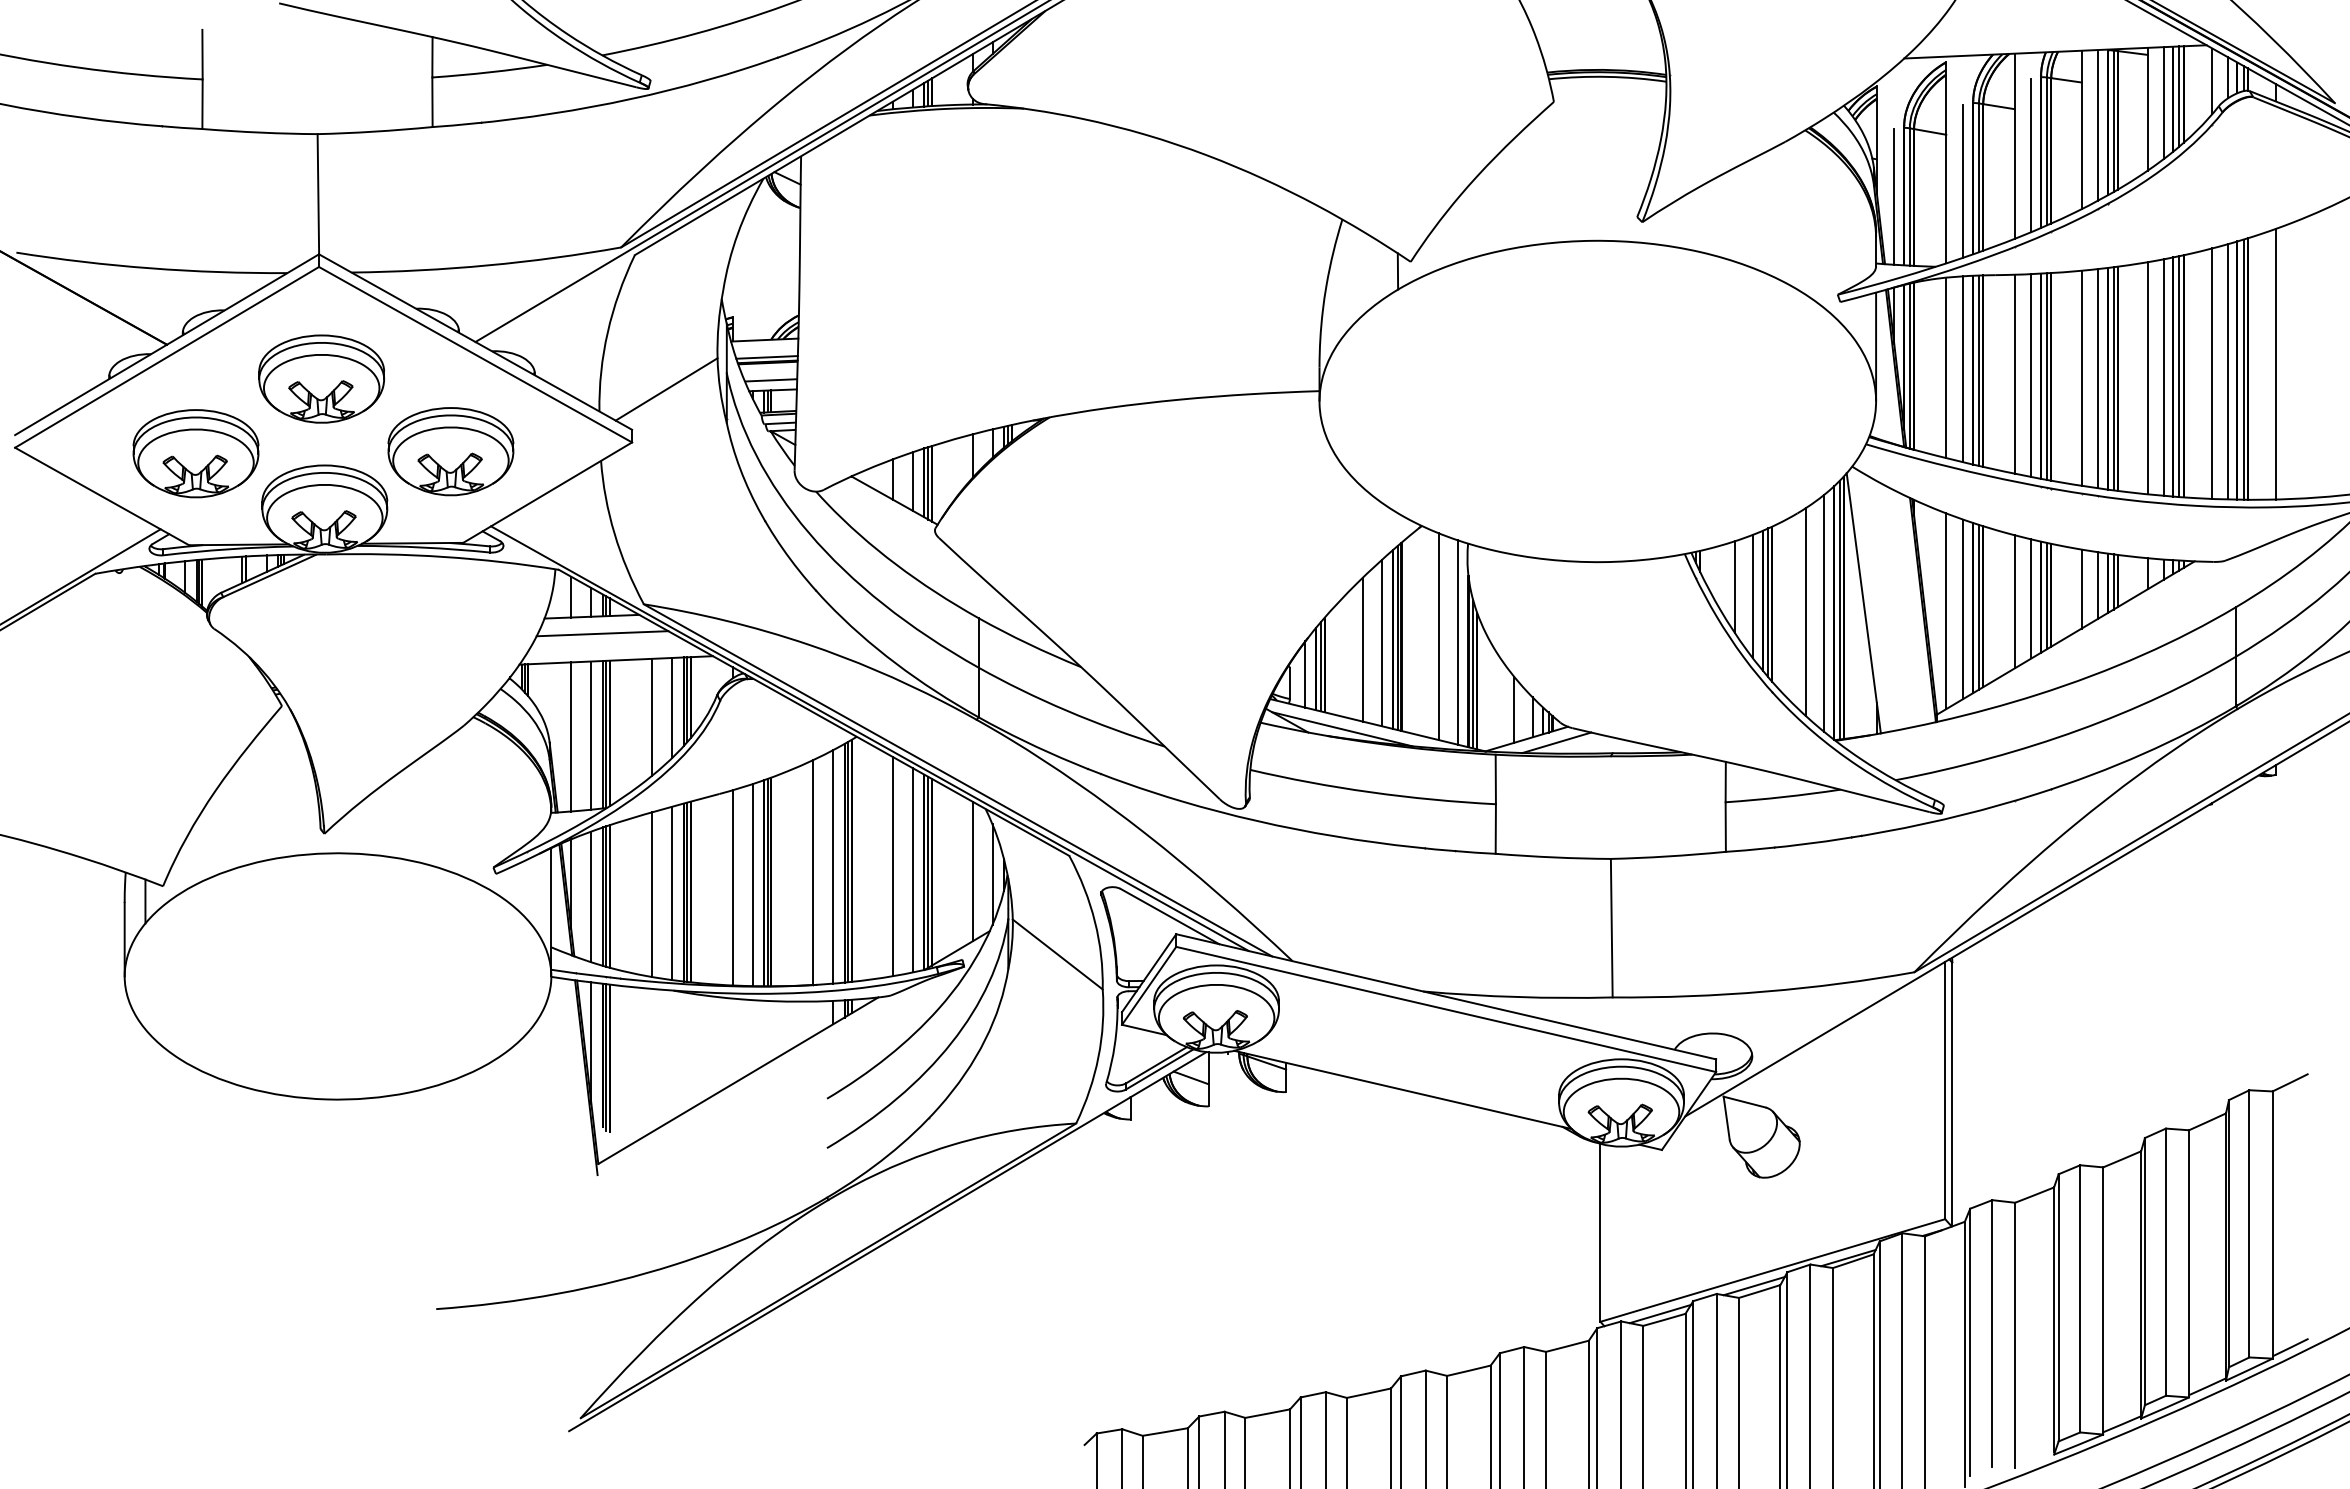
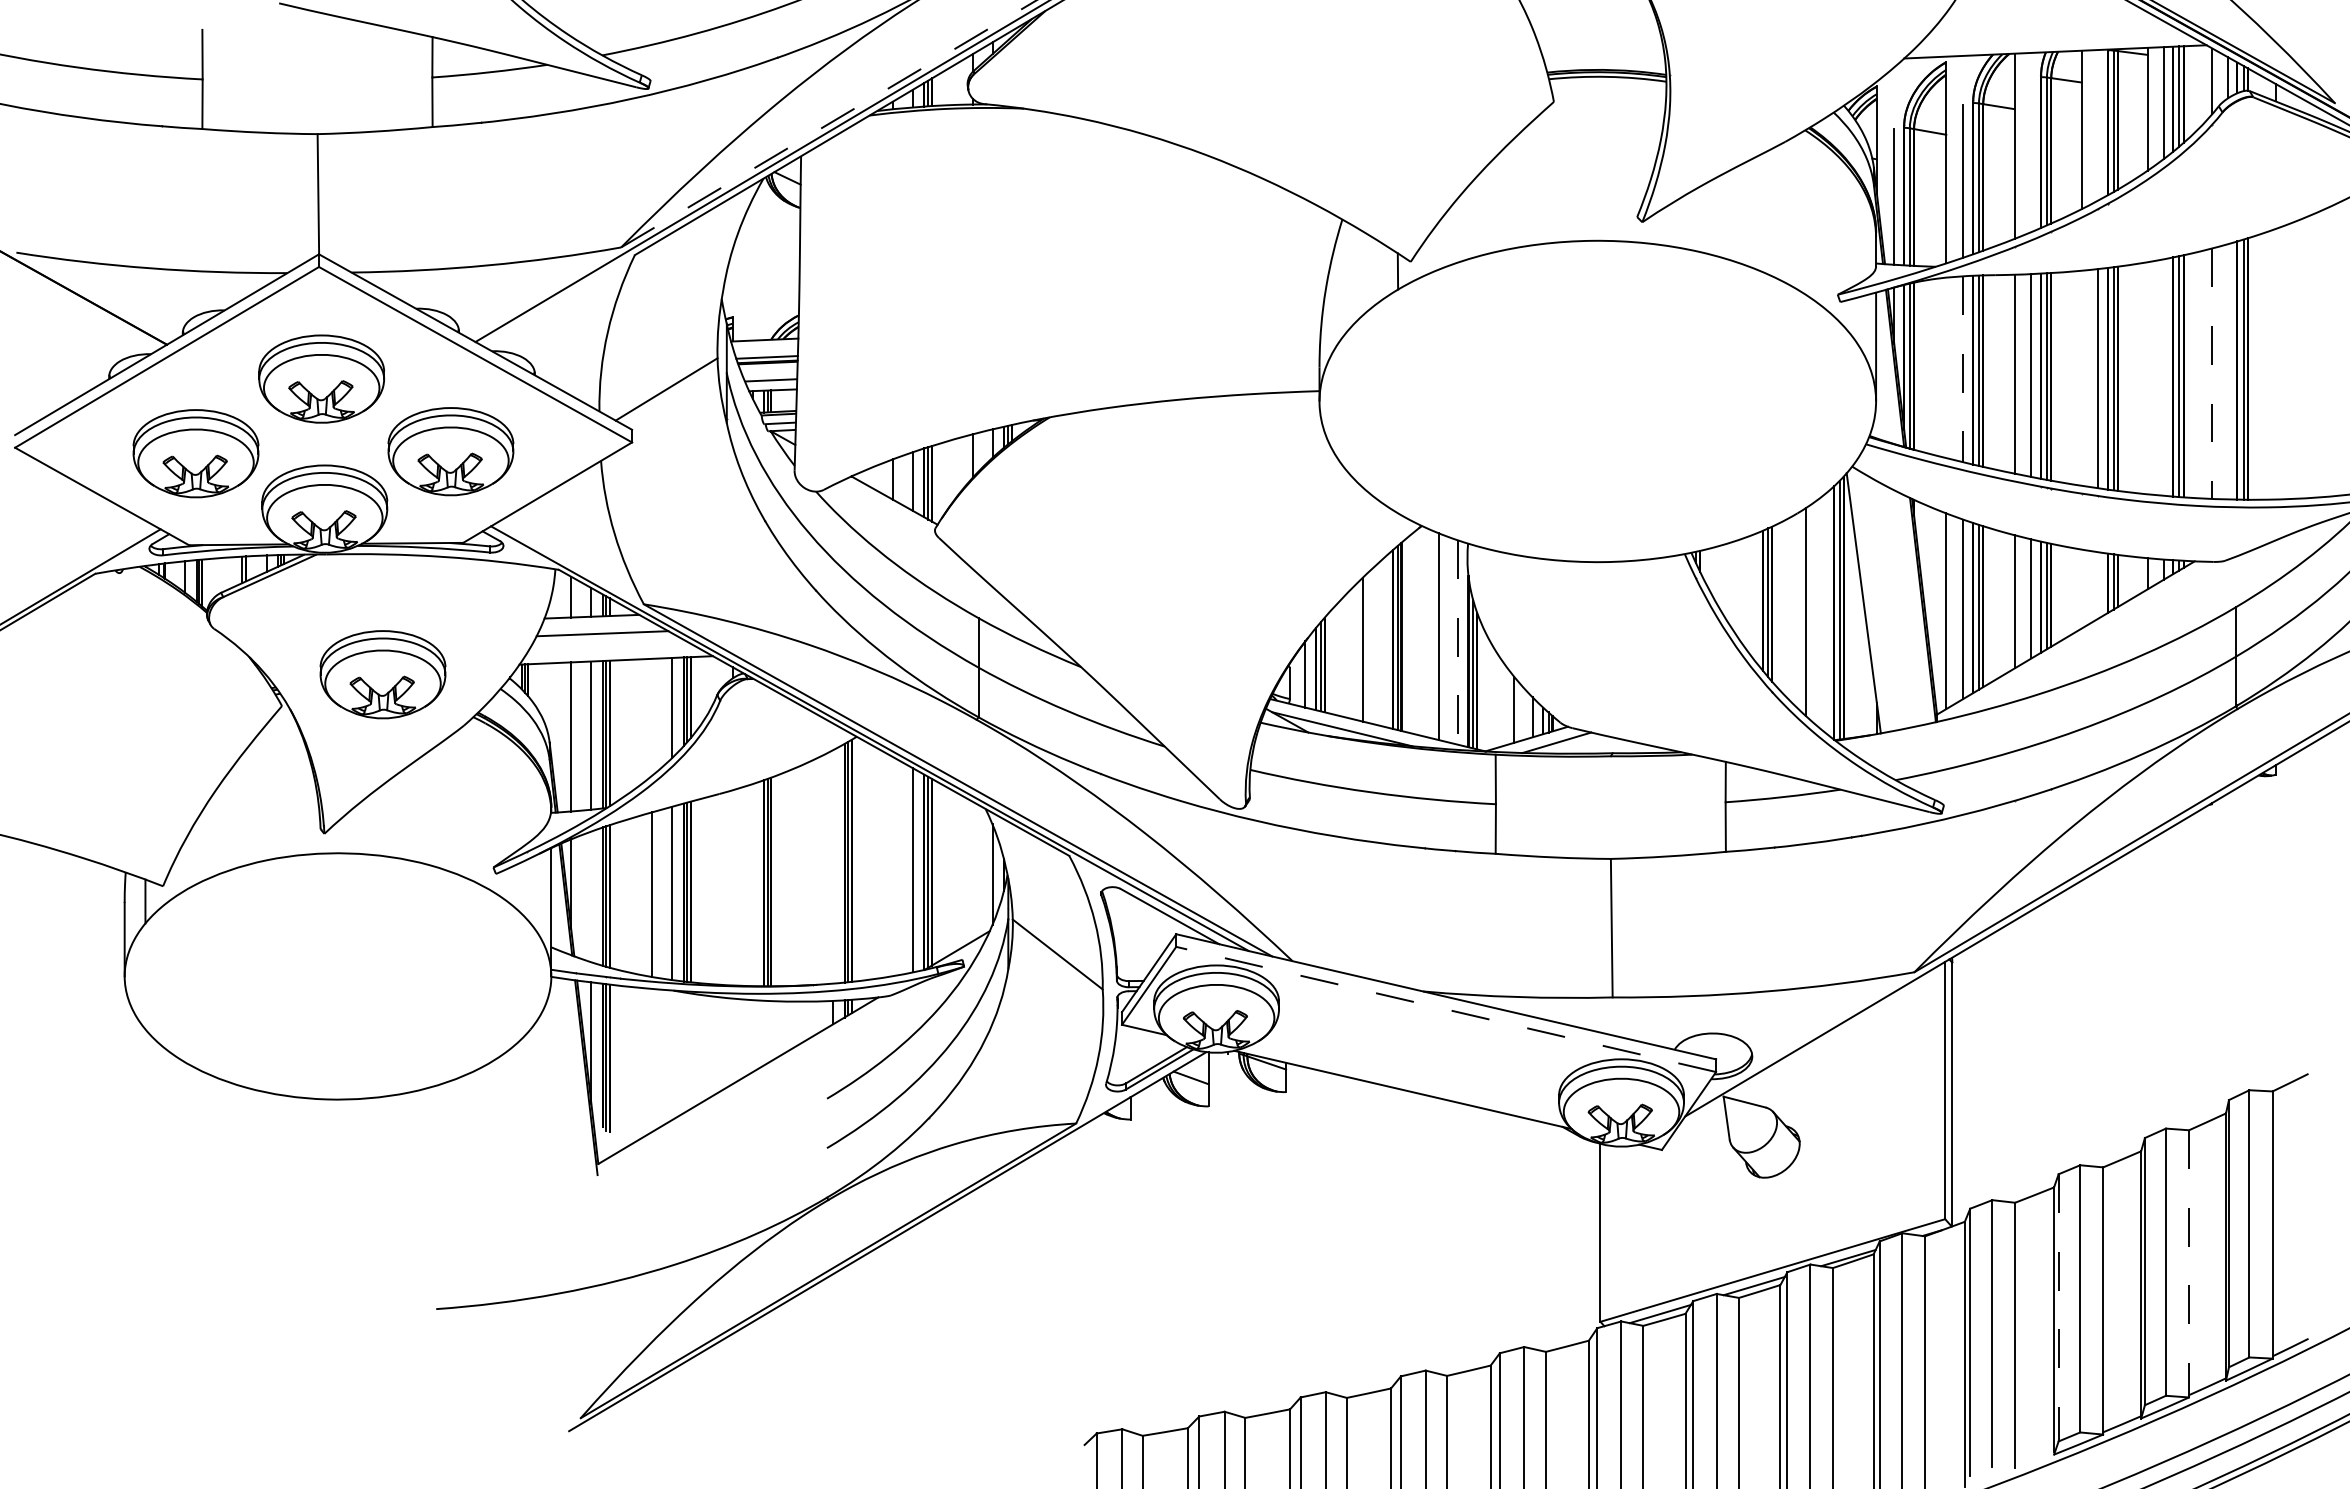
line: solid -> dashed (829, 123)
line: present -> none (2098, 126)
line: present -> none (2031, 155)
line: present -> none (2275, 363)
line: present -> none (1946, 367)
line: solid -> dashed (1963, 369)
line: present -> none (2228, 371)
line: solid -> dashed (2212, 374)
line: present -> none (2081, 377)
line: present -> none (2163, 377)
line: present -> none (2147, 378)
line: present -> none (2098, 585)
line: present -> none (1734, 586)
line: present -> none (2081, 588)
line: present -> none (1752, 596)
line: present -> none (1823, 613)
line: present -> none (1381, 642)
line: solid -> dashed (1457, 642)
part: none -> present (382, 674)
line: present -> none (652, 716)
line: present -> none (833, 866)
line: present -> none (893, 866)
line: present -> none (972, 871)
line: present -> none (813, 872)
line: present -> none (752, 885)
line: present -> none (732, 887)
line: present -> none (591, 896)
line: solid -> dashed (1445, 1009)
line: solid -> dashed (2189, 1263)
line: solid -> dashed (2058, 1307)
